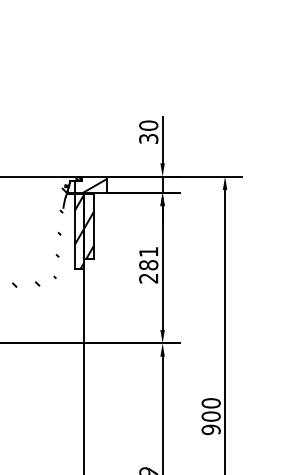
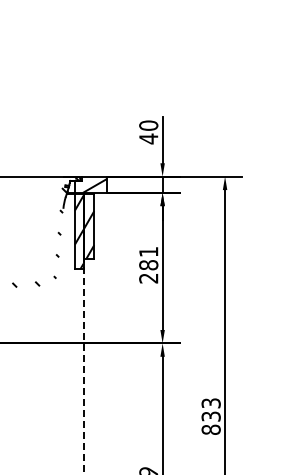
text: 30 -> 40 (148, 138)
line: solid -> dashed (84, 366)
text: 900 -> 833 (210, 416)
